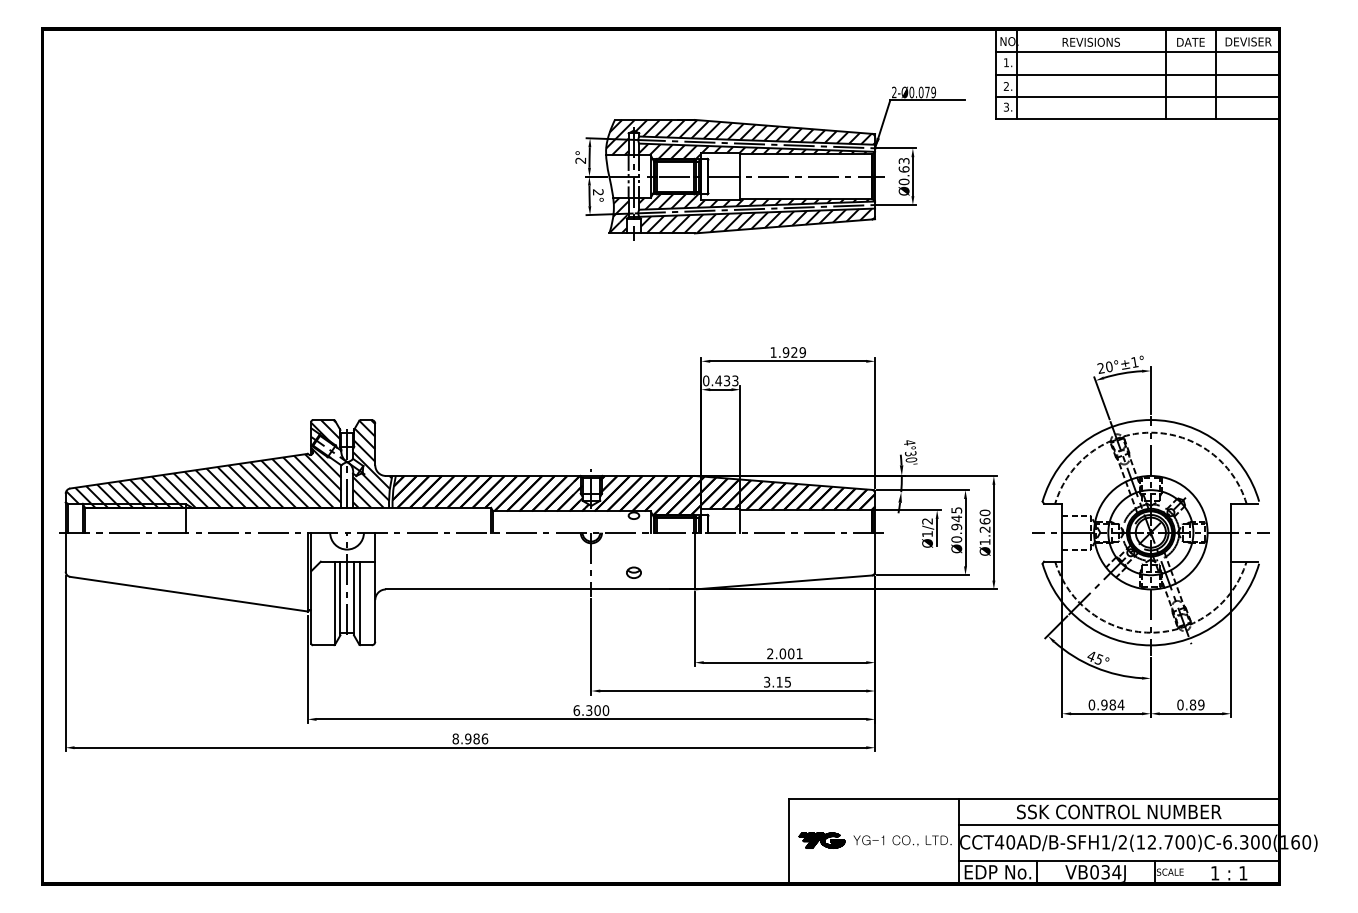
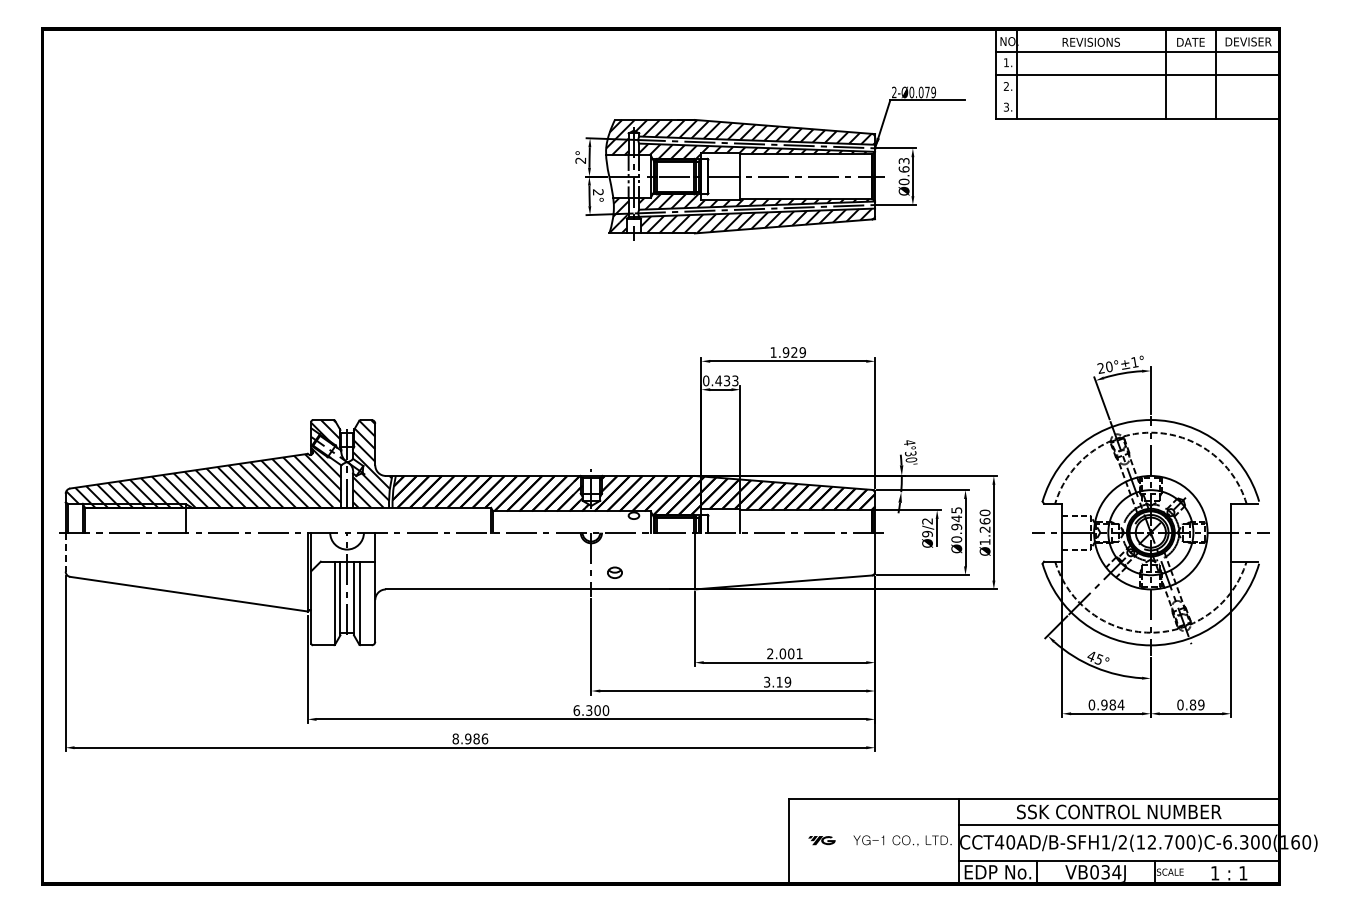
line: present -> none (1137, 97)
text: Ø1/2 -> Ø9/2 (927, 533)
line: solid -> dashed (65, 552)
part position: (633, 572) -> (614, 572) (614, 572)
text: 3.15 -> 3.19 (787, 681)
part size: 48x17 px -> 28x10 px (821, 840)
